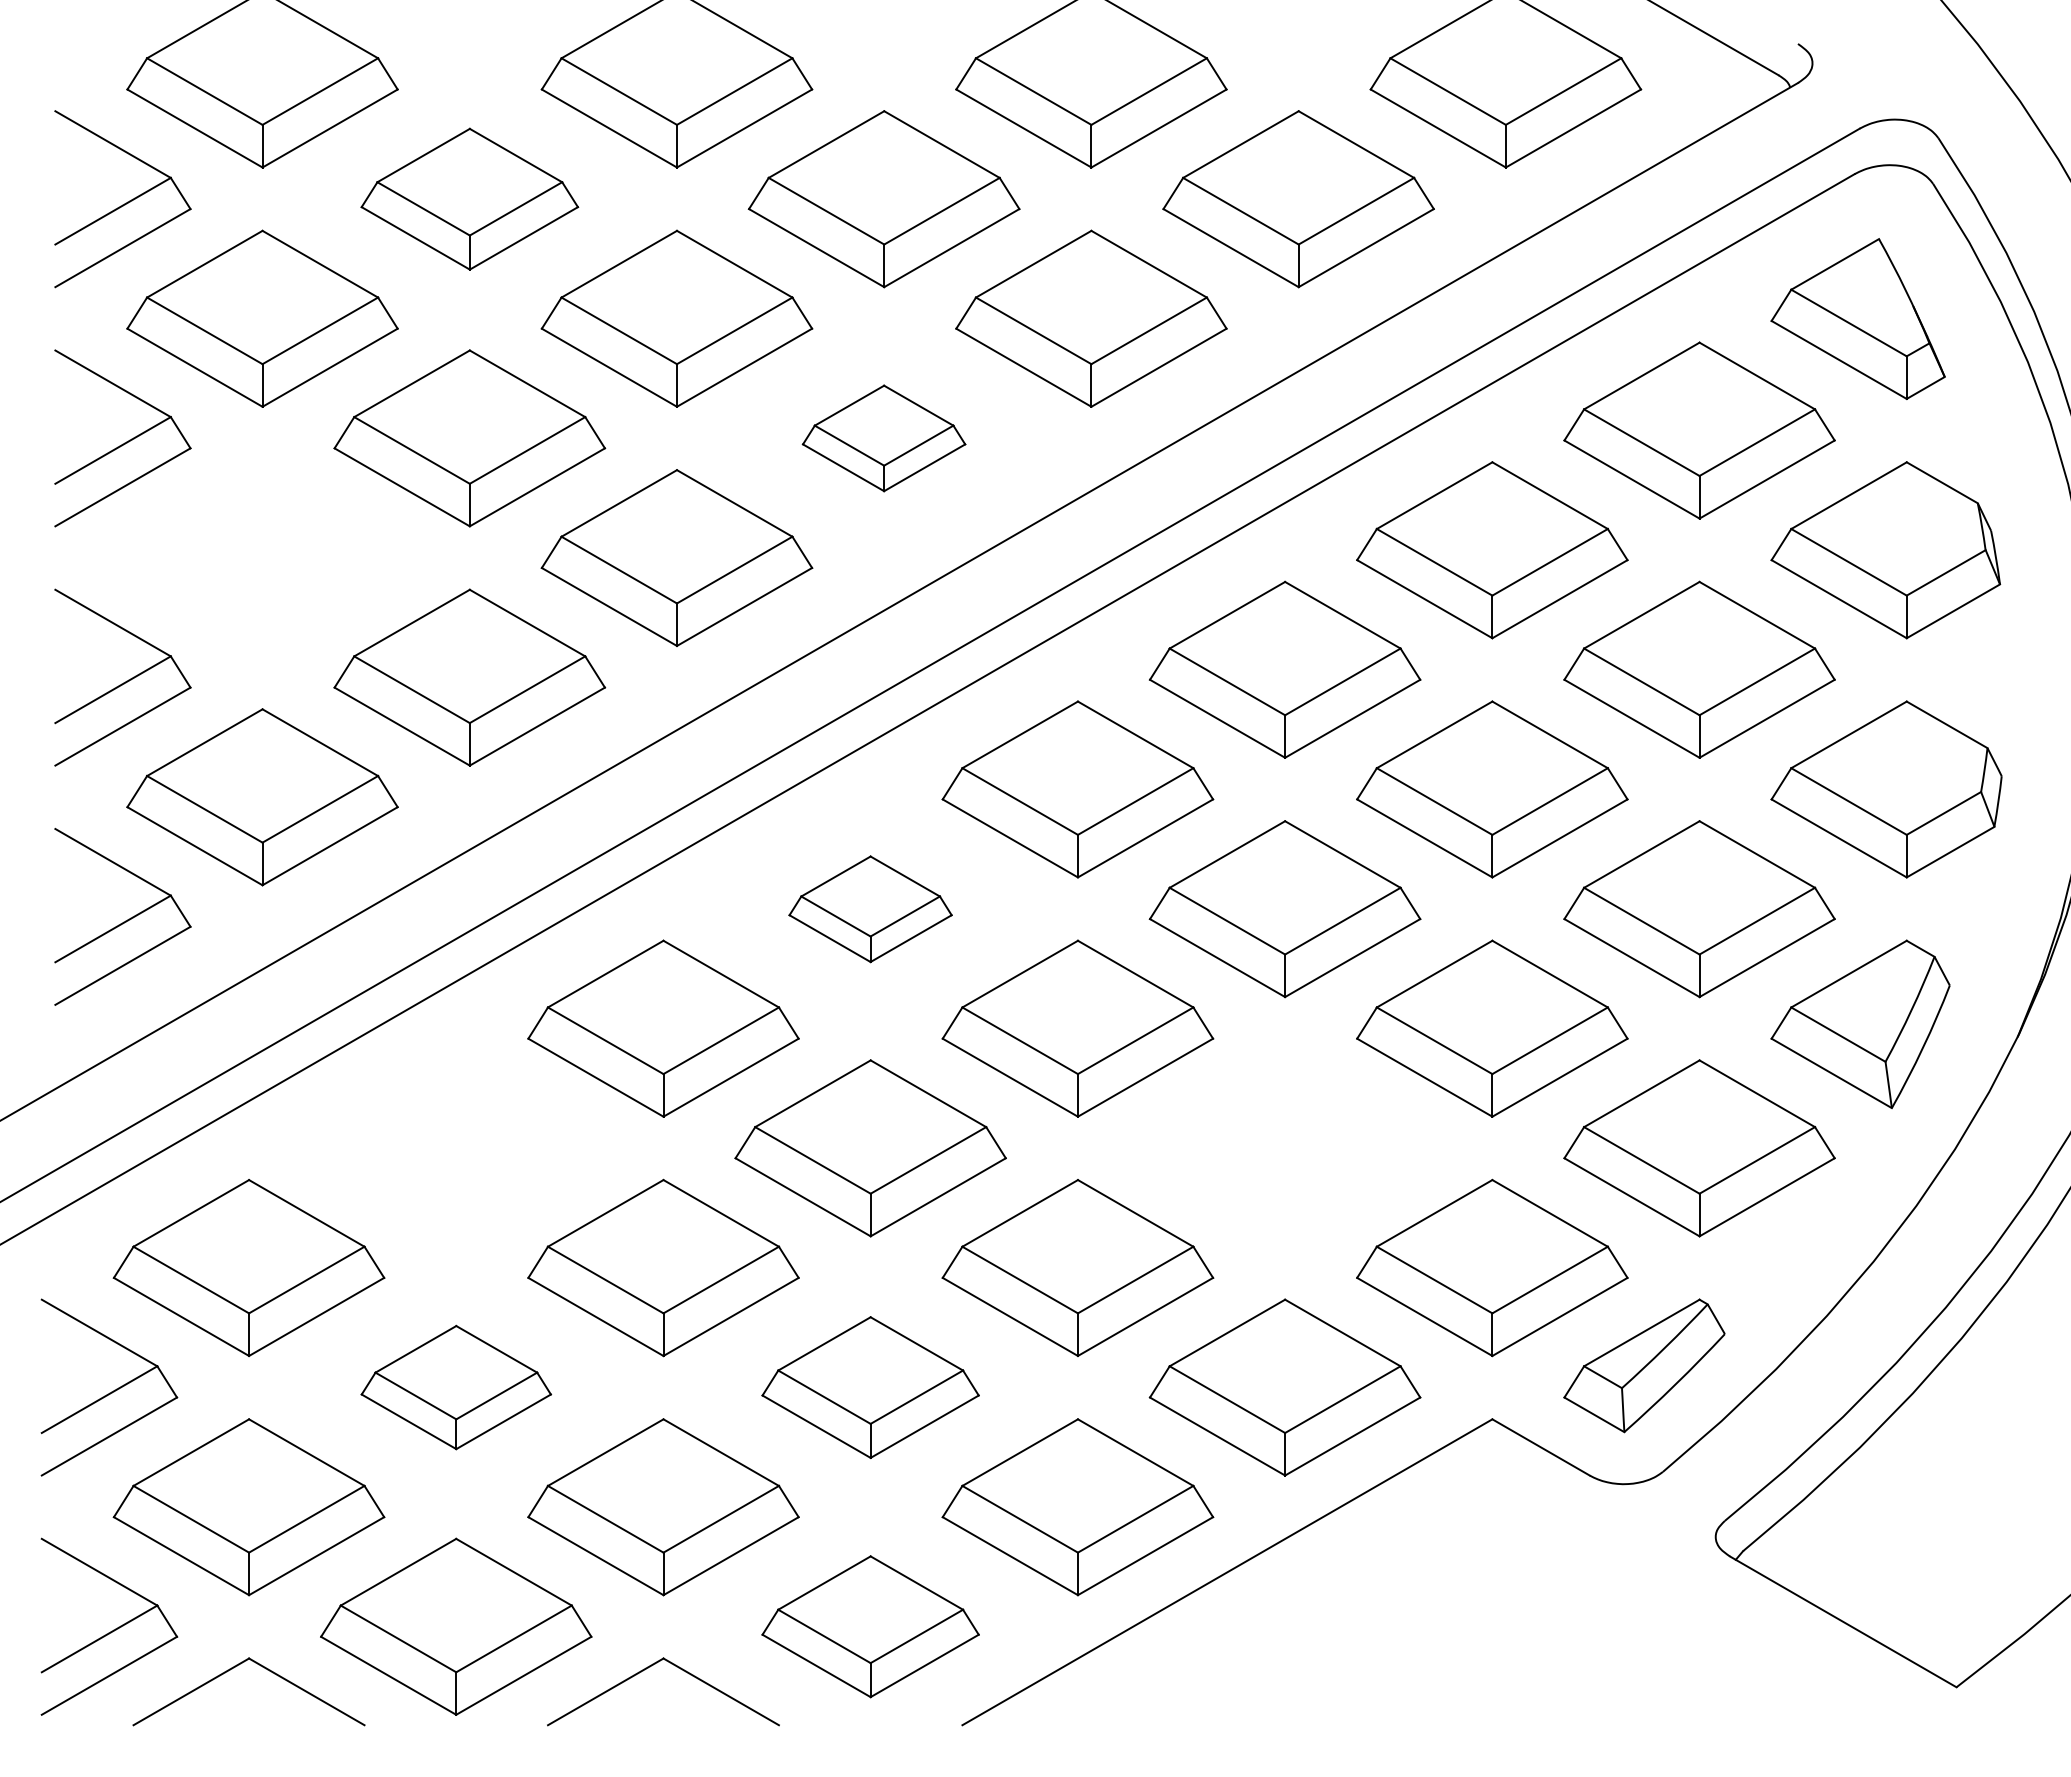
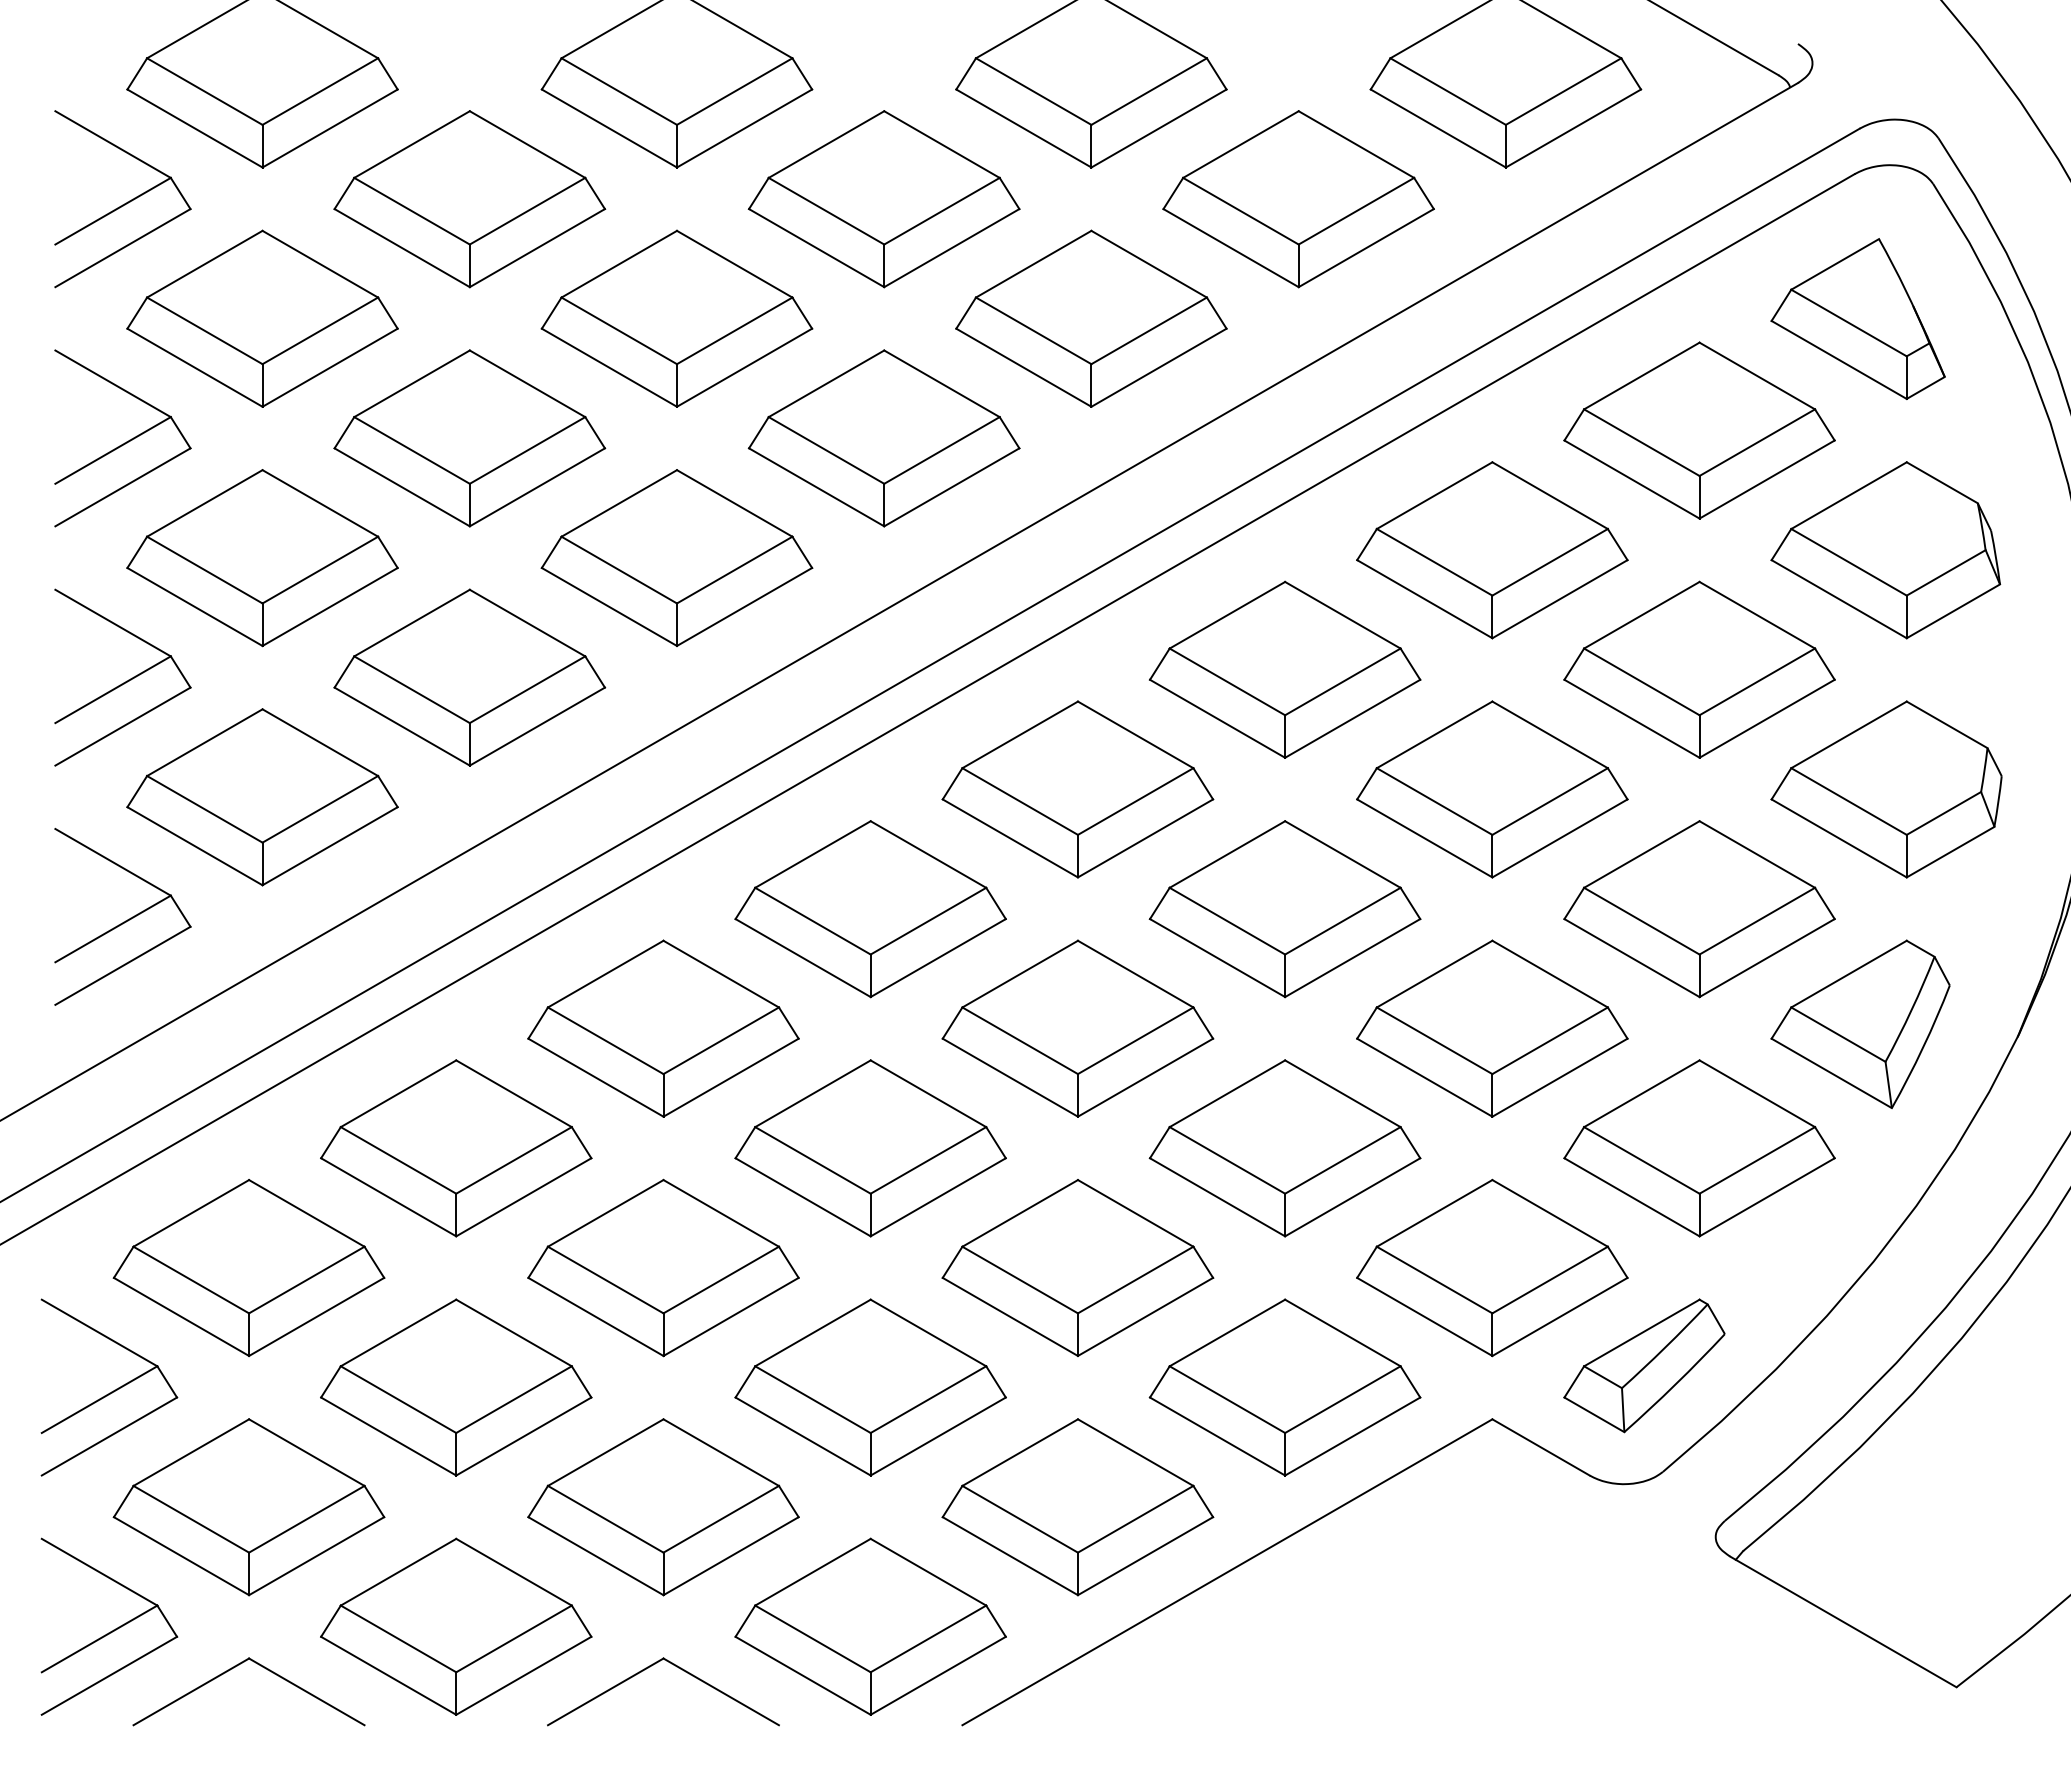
part size: 220x144 px -> 274x179 px (469, 199)
part size: 166x109 px -> 274x179 px (883, 438)
part: none -> present (262, 558)
part size: 165x109 px -> 273x179 px (870, 909)
part: none -> present (456, 1148)
part: none -> present (1284, 1148)
part size: 193x127 px -> 273x179 px (456, 1387)
part size: 219x143 px -> 273x179 px (870, 1387)
part size: 219x144 px -> 273x179 px (870, 1626)
